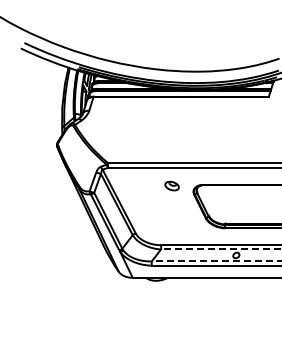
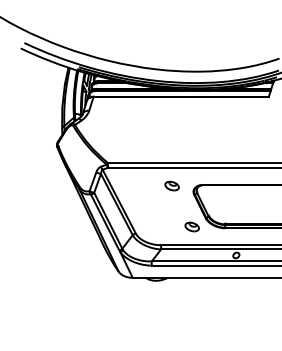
part: none -> present (191, 226)
line: dashed -> solid (220, 249)
line: dashed -> solid (216, 261)
